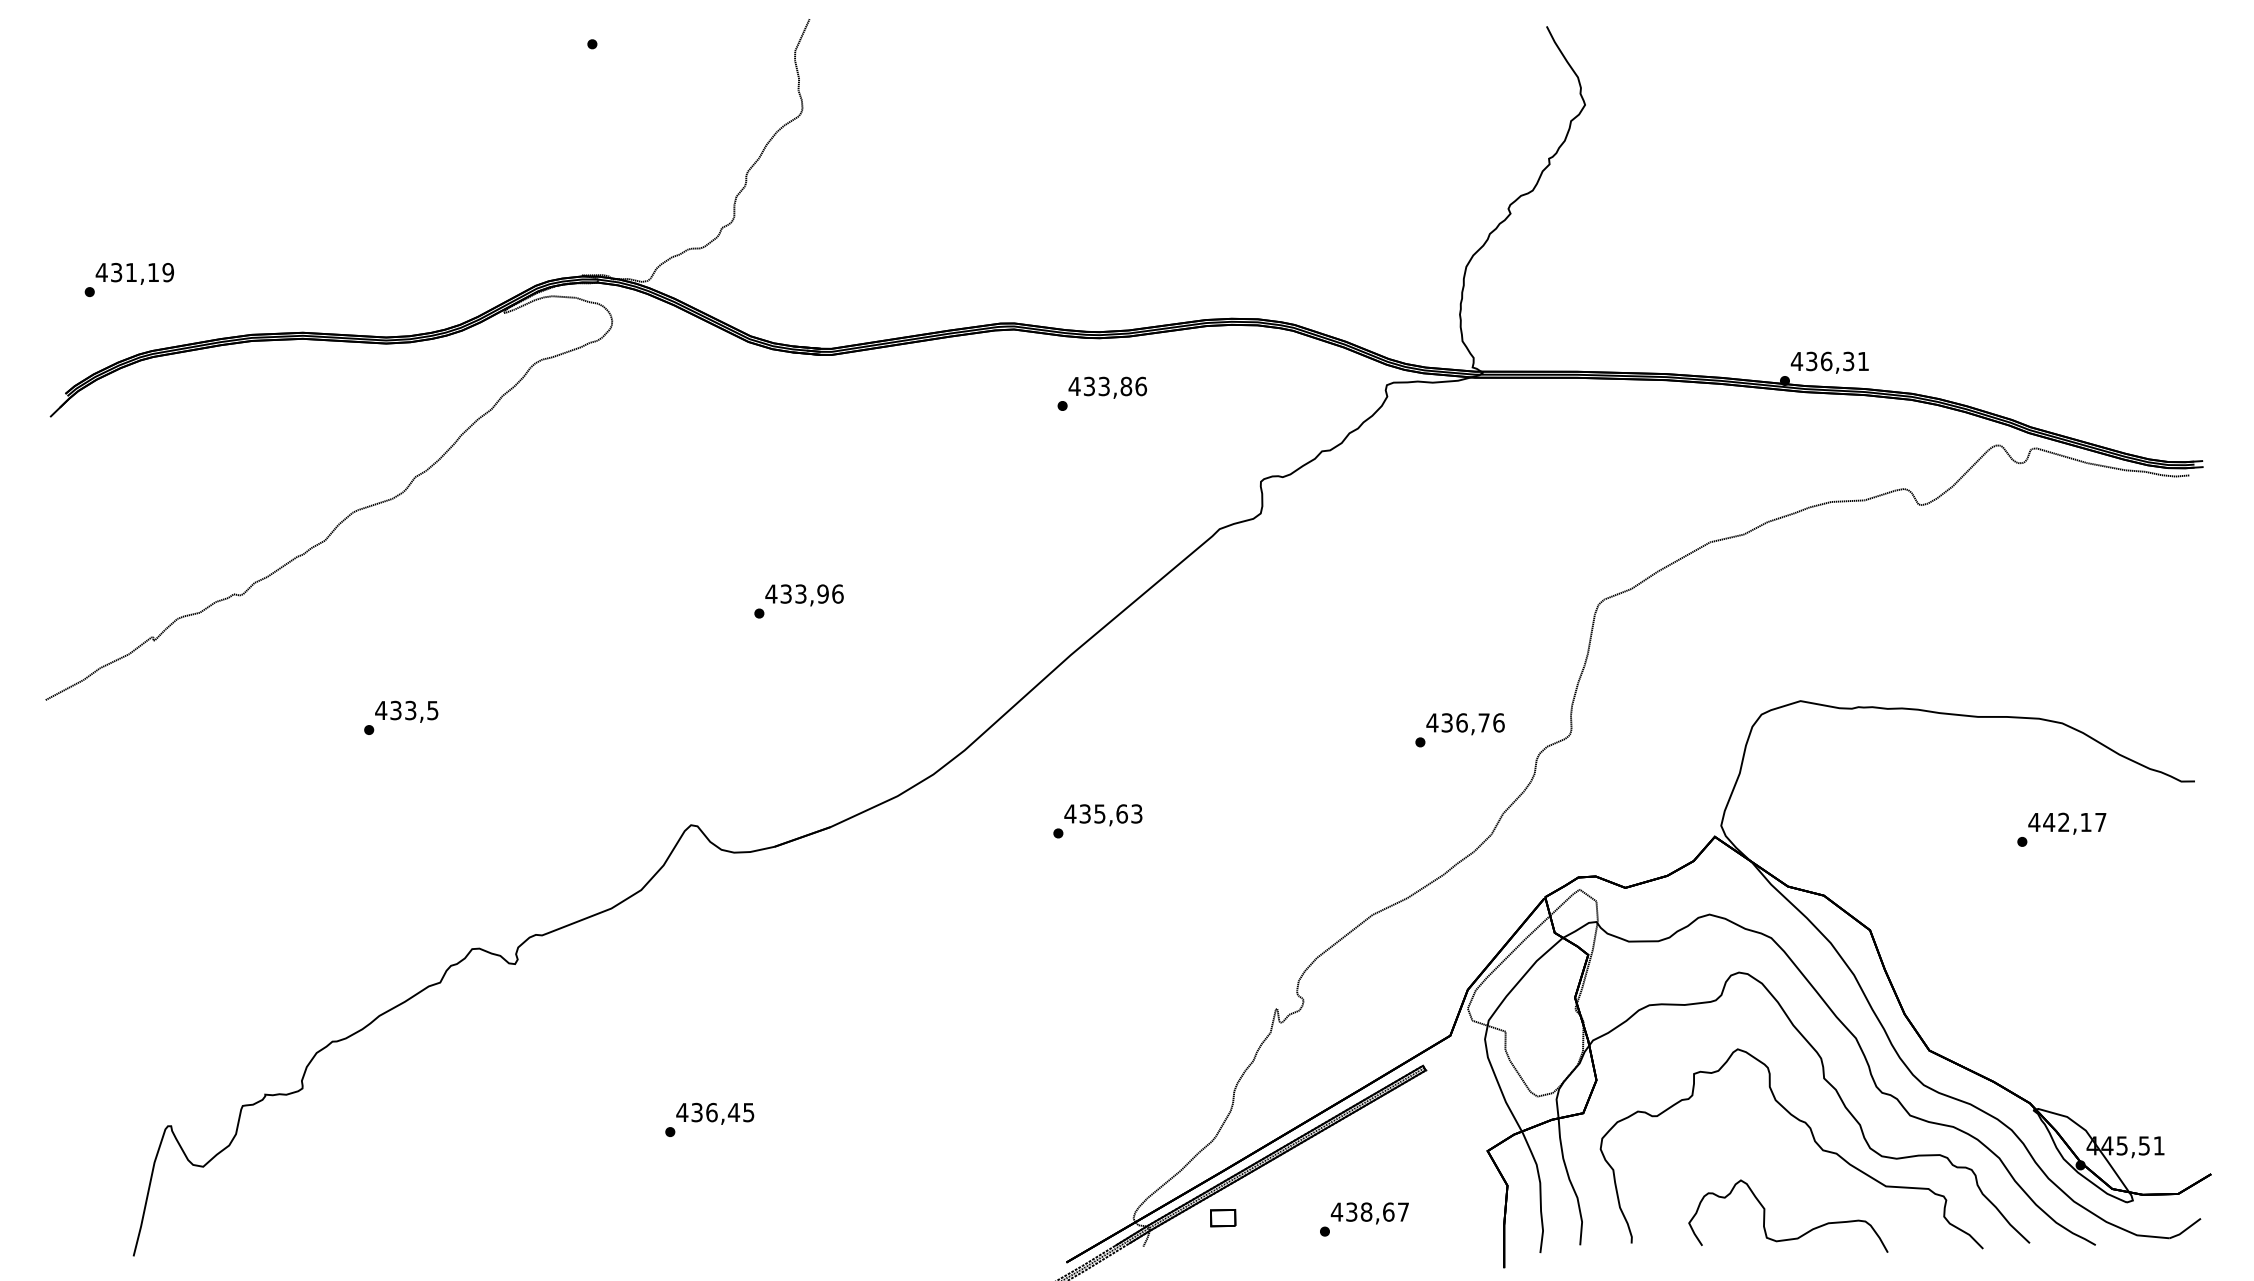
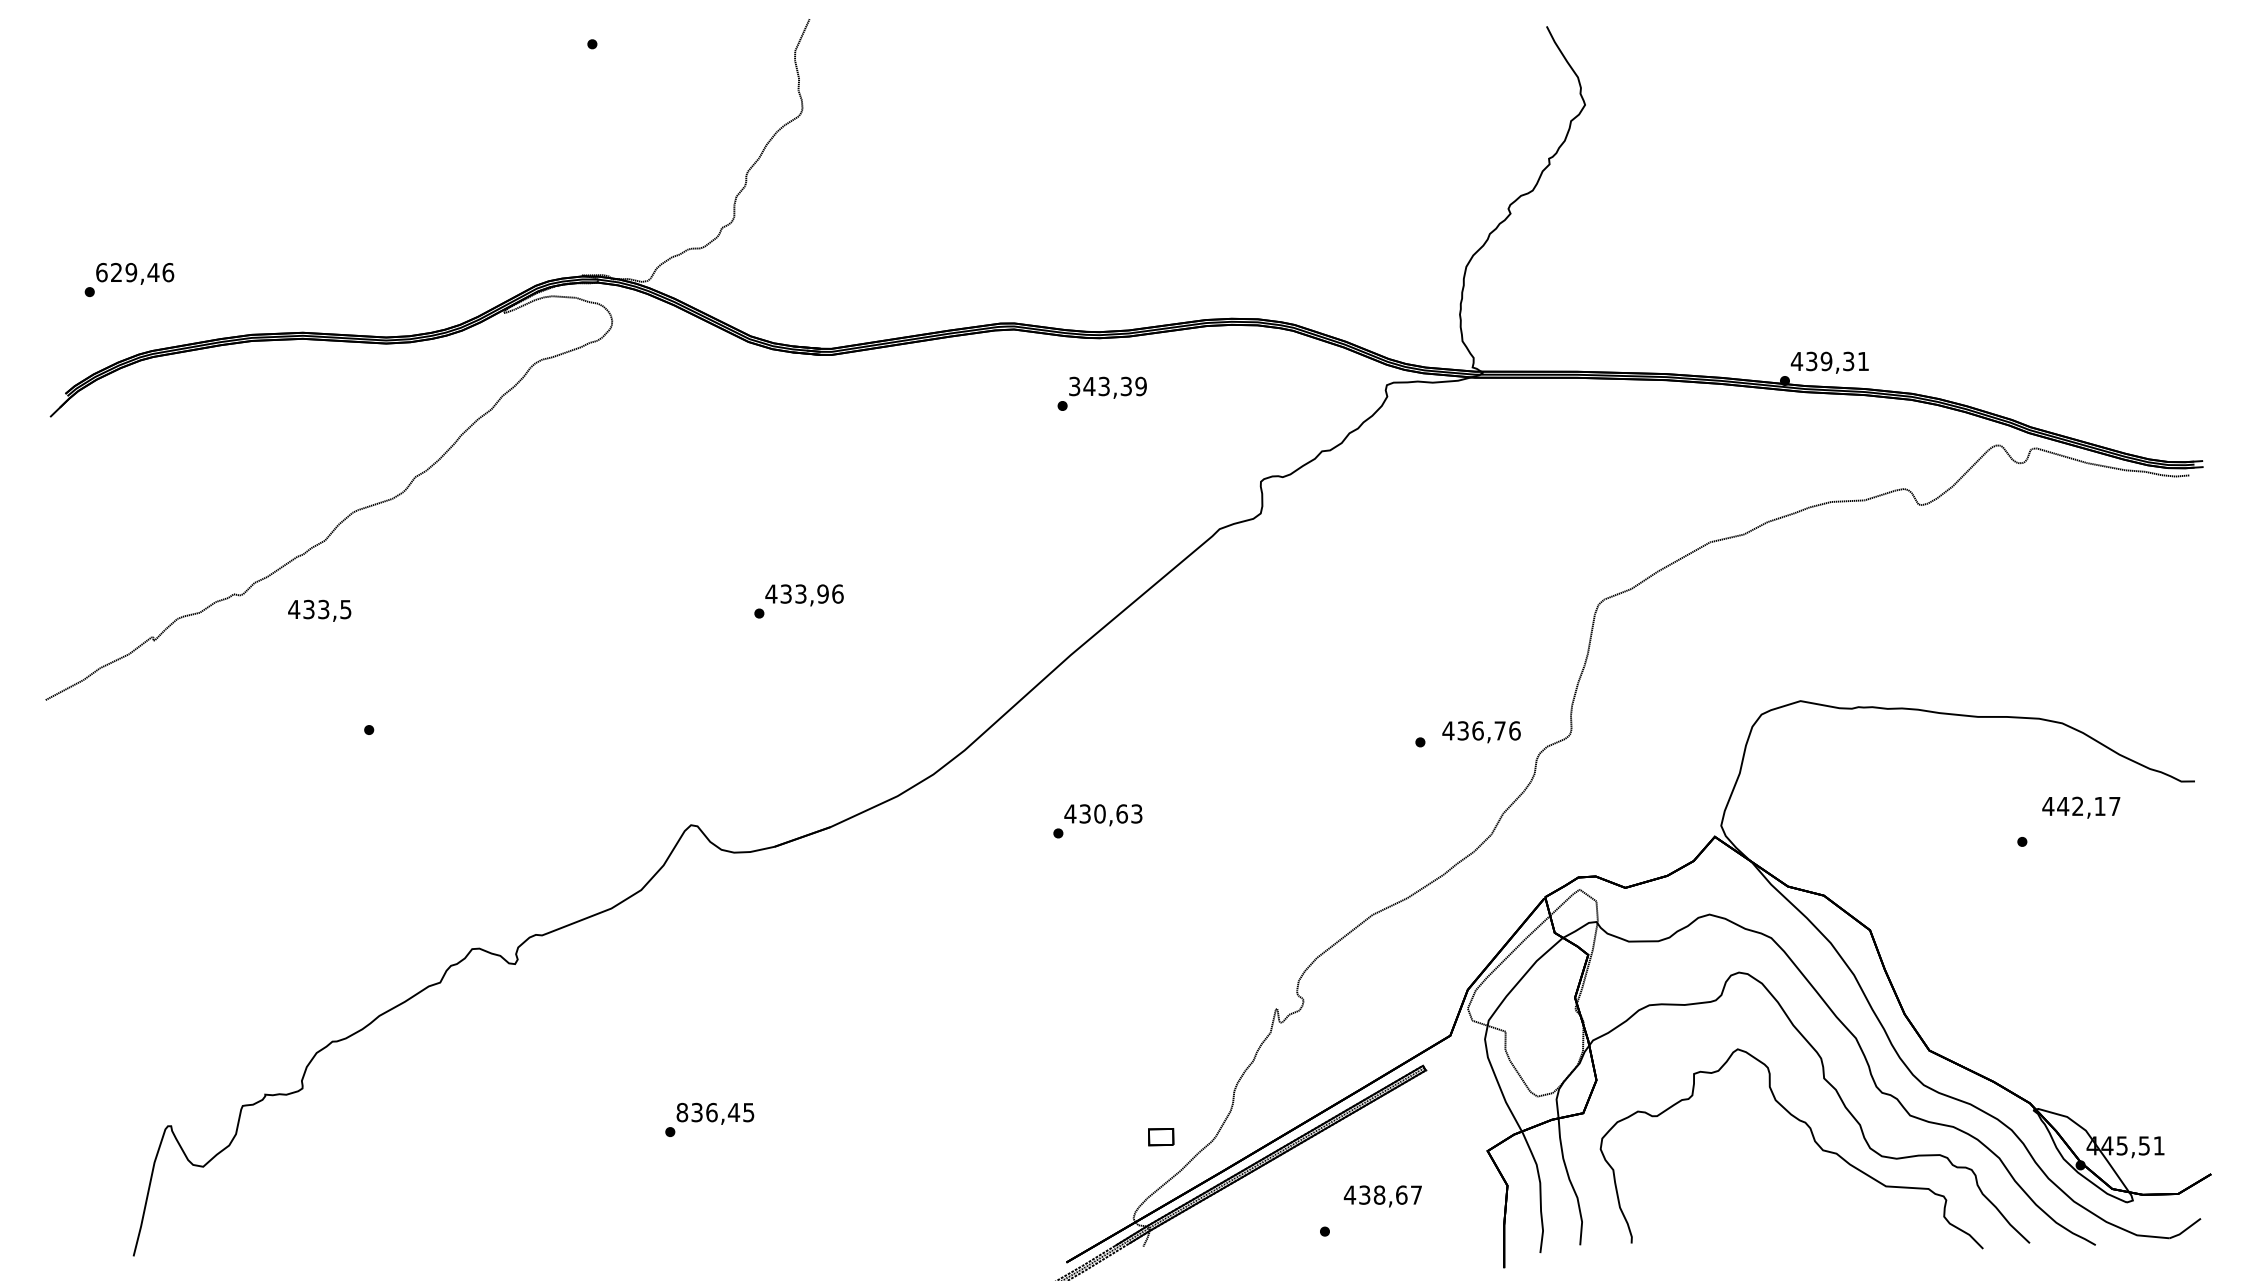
text: 431,19 -> 629,46 (134, 272)
text: 436,31 -> 439,31 (1826, 361)
text: 433,86 -> 343,39 (1107, 386)
text position: (406, 711) -> (319, 610) (319, 610)
text position: (1465, 724) -> (1481, 732) (1481, 732)
text: 435,63 -> 430,63 (1099, 813)
text position: (2067, 823) -> (2081, 807) (2081, 807)
text: 436,45 -> 836,45 (682, 1112)
text position: (1369, 1213) -> (1382, 1196) (1382, 1196)
part: present -> none (1765, 1215)
part position: (1223, 1218) -> (1161, 1137) (1161, 1137)
